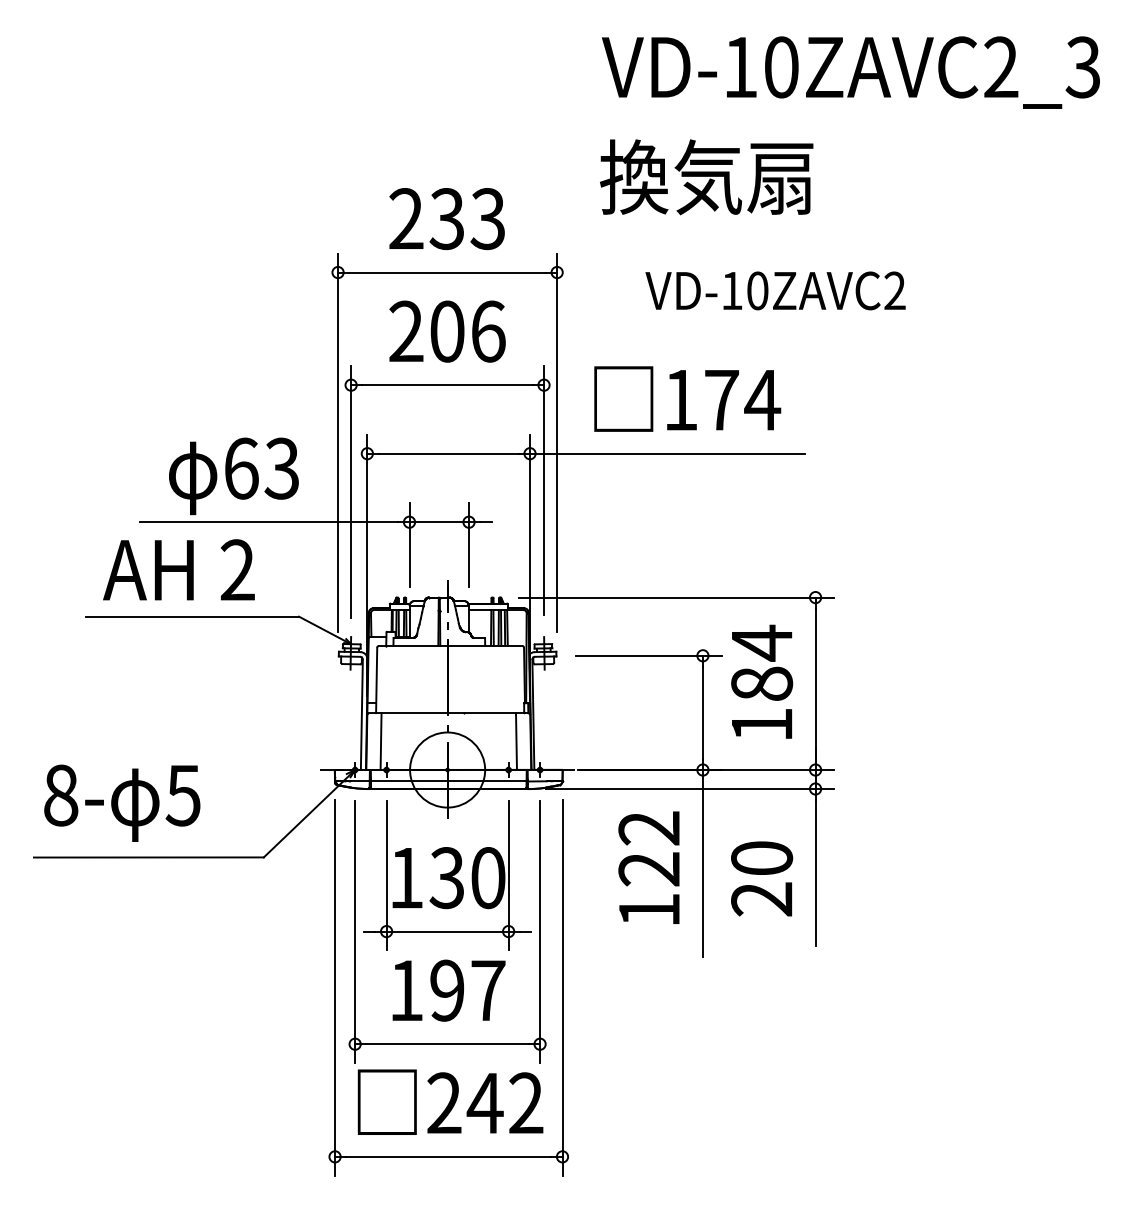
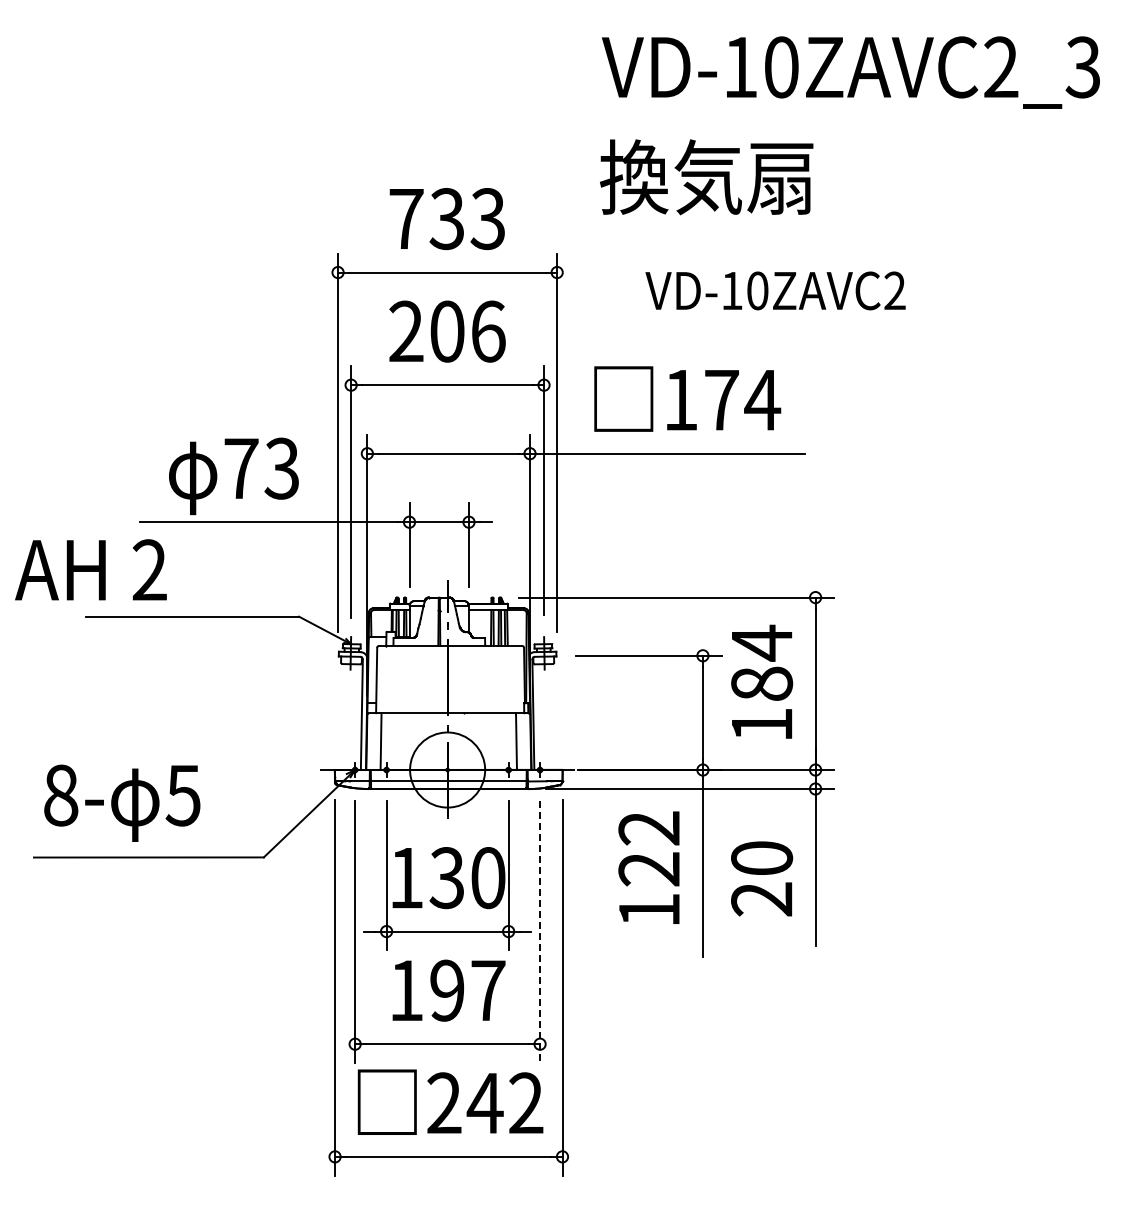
text: 233 -> 733 (406, 218)
text: 63 -> 73 (241, 468)
text position: (178, 569) -> (90, 569) (90, 569)
line: solid -> dashed (540, 932)
